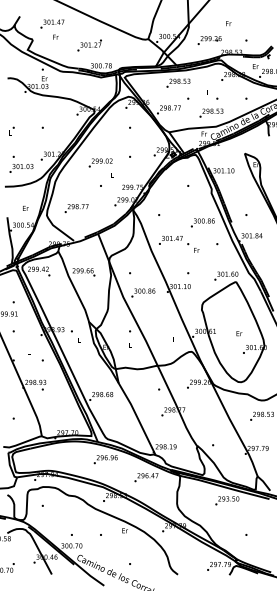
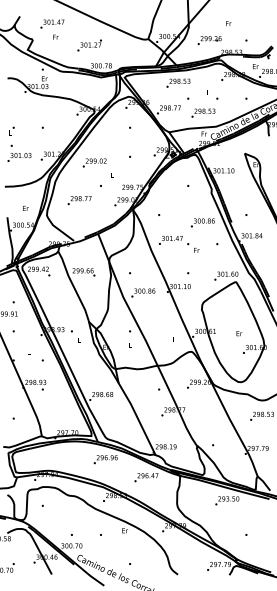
text position: (211, 112) -> (203, 112) (203, 112)
text position: (100, 162) -> (94, 162) (94, 162)
text position: (21, 163) -> (19, 152) (19, 152)
text position: (76, 208) -> (79, 200) (79, 200)
